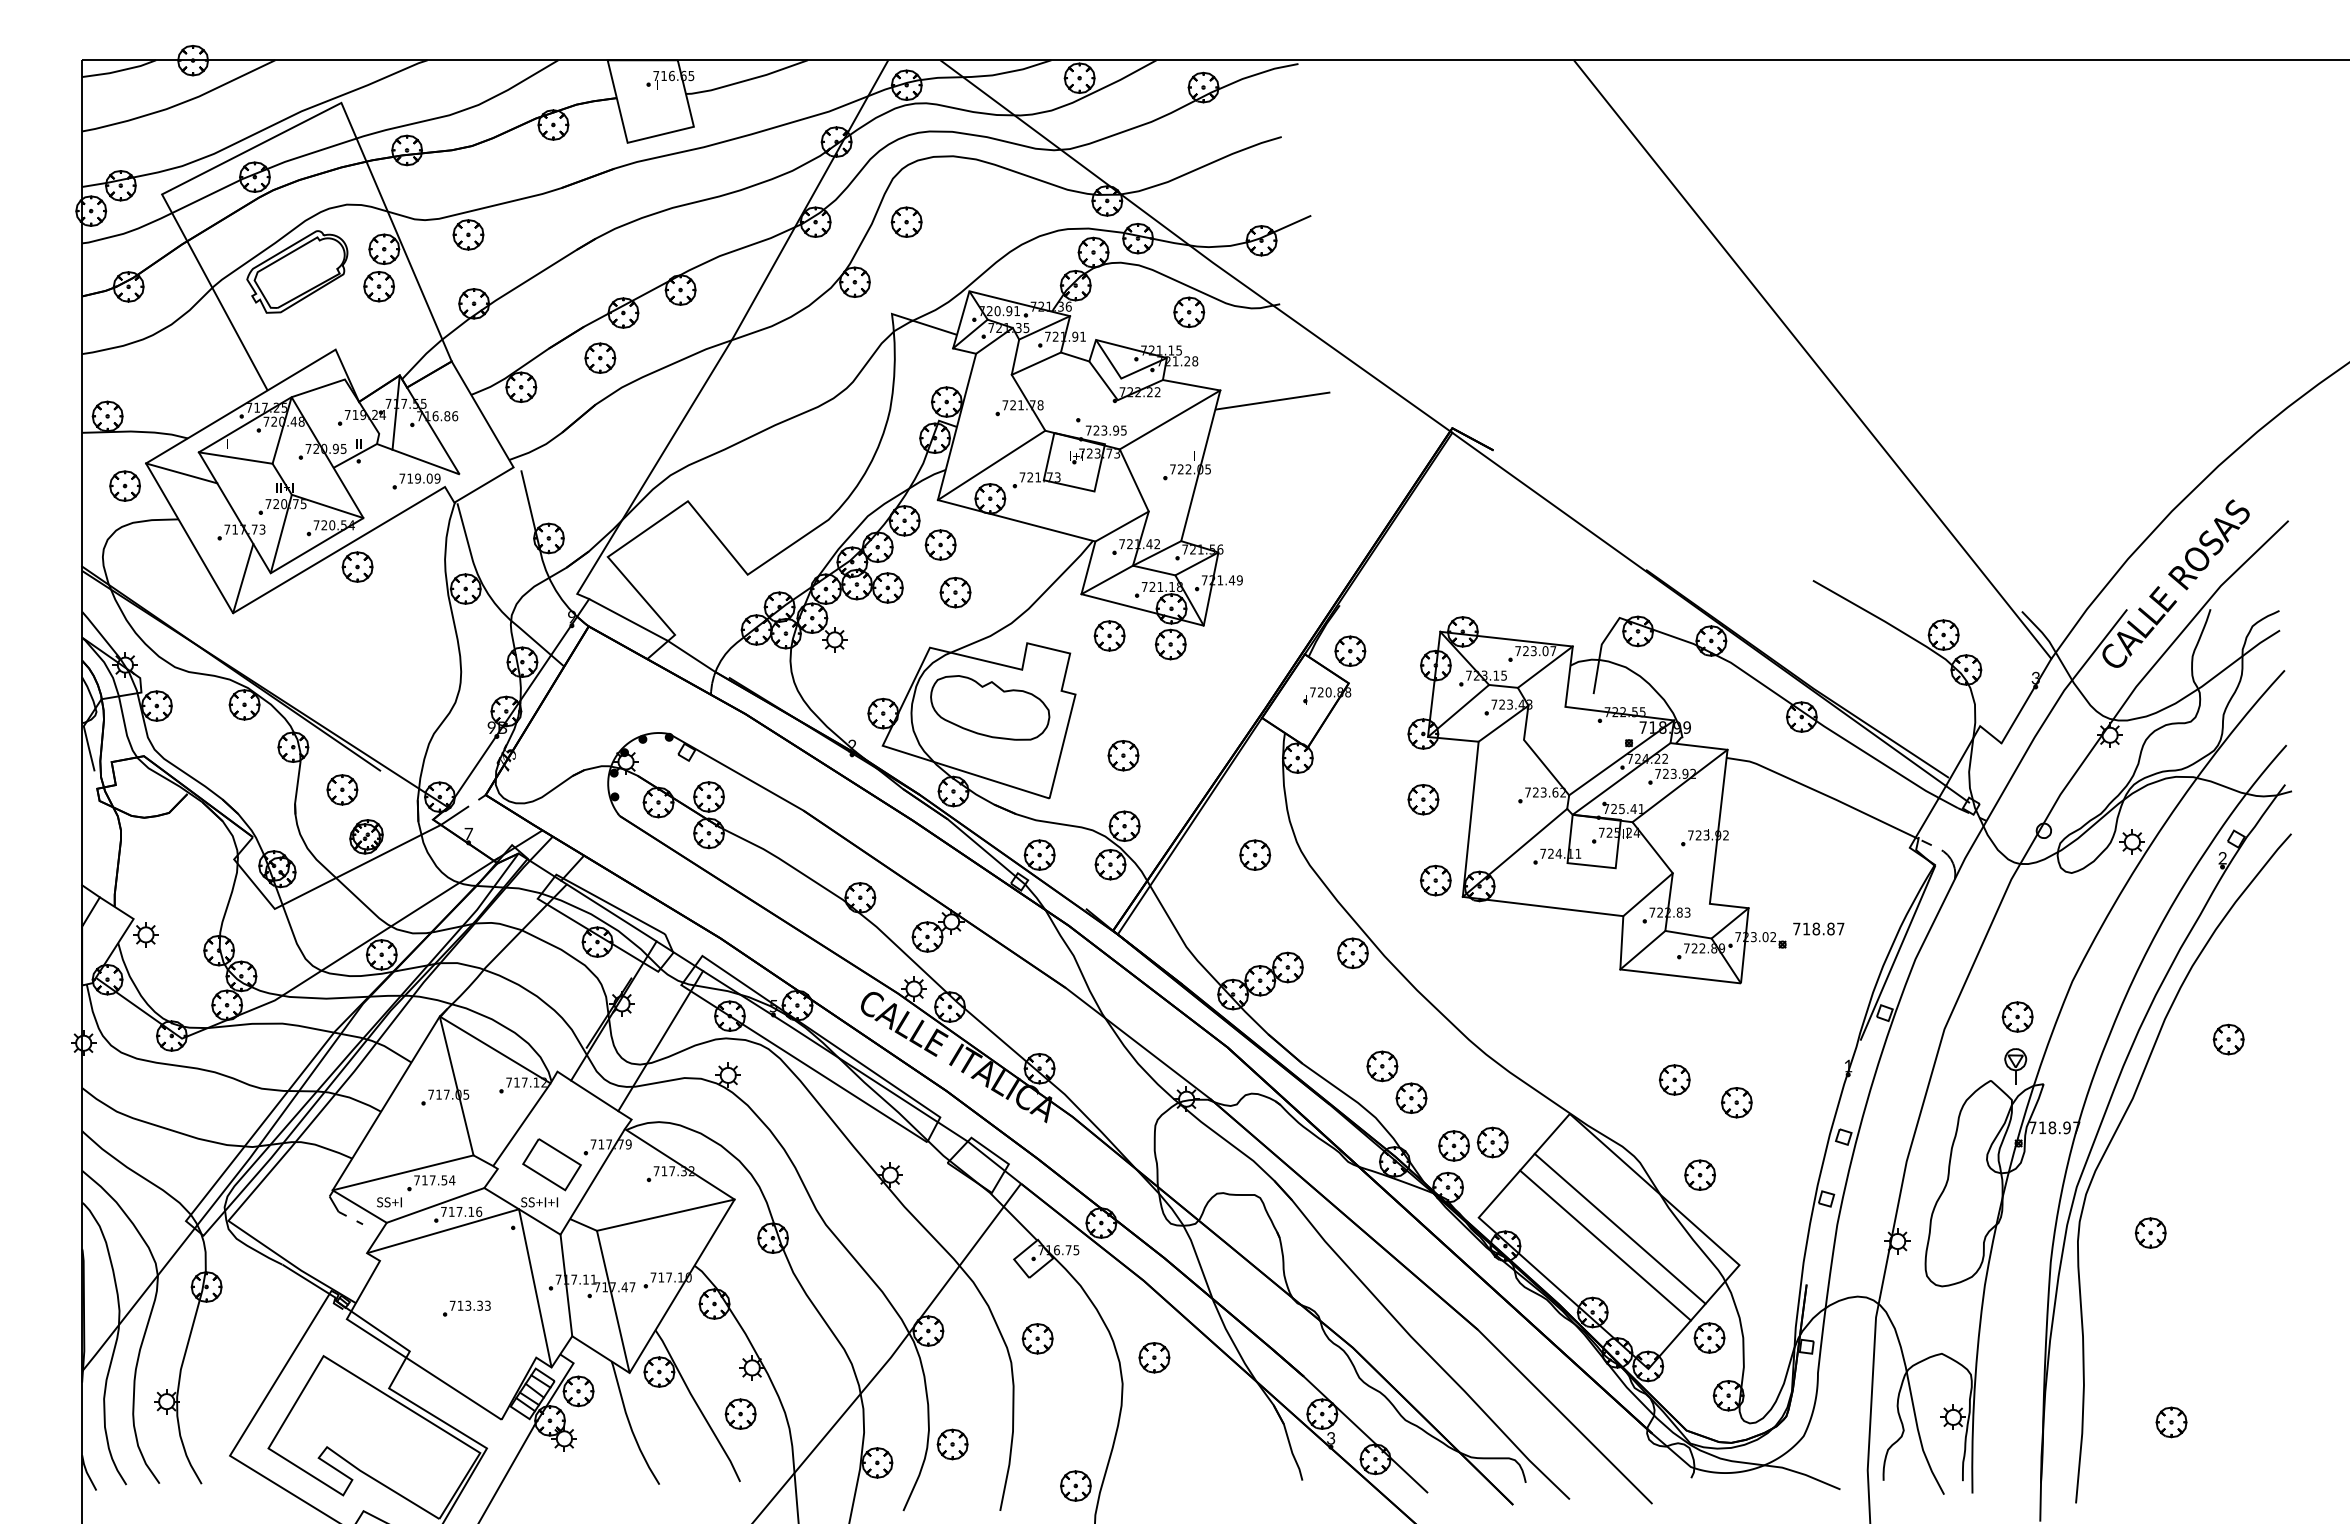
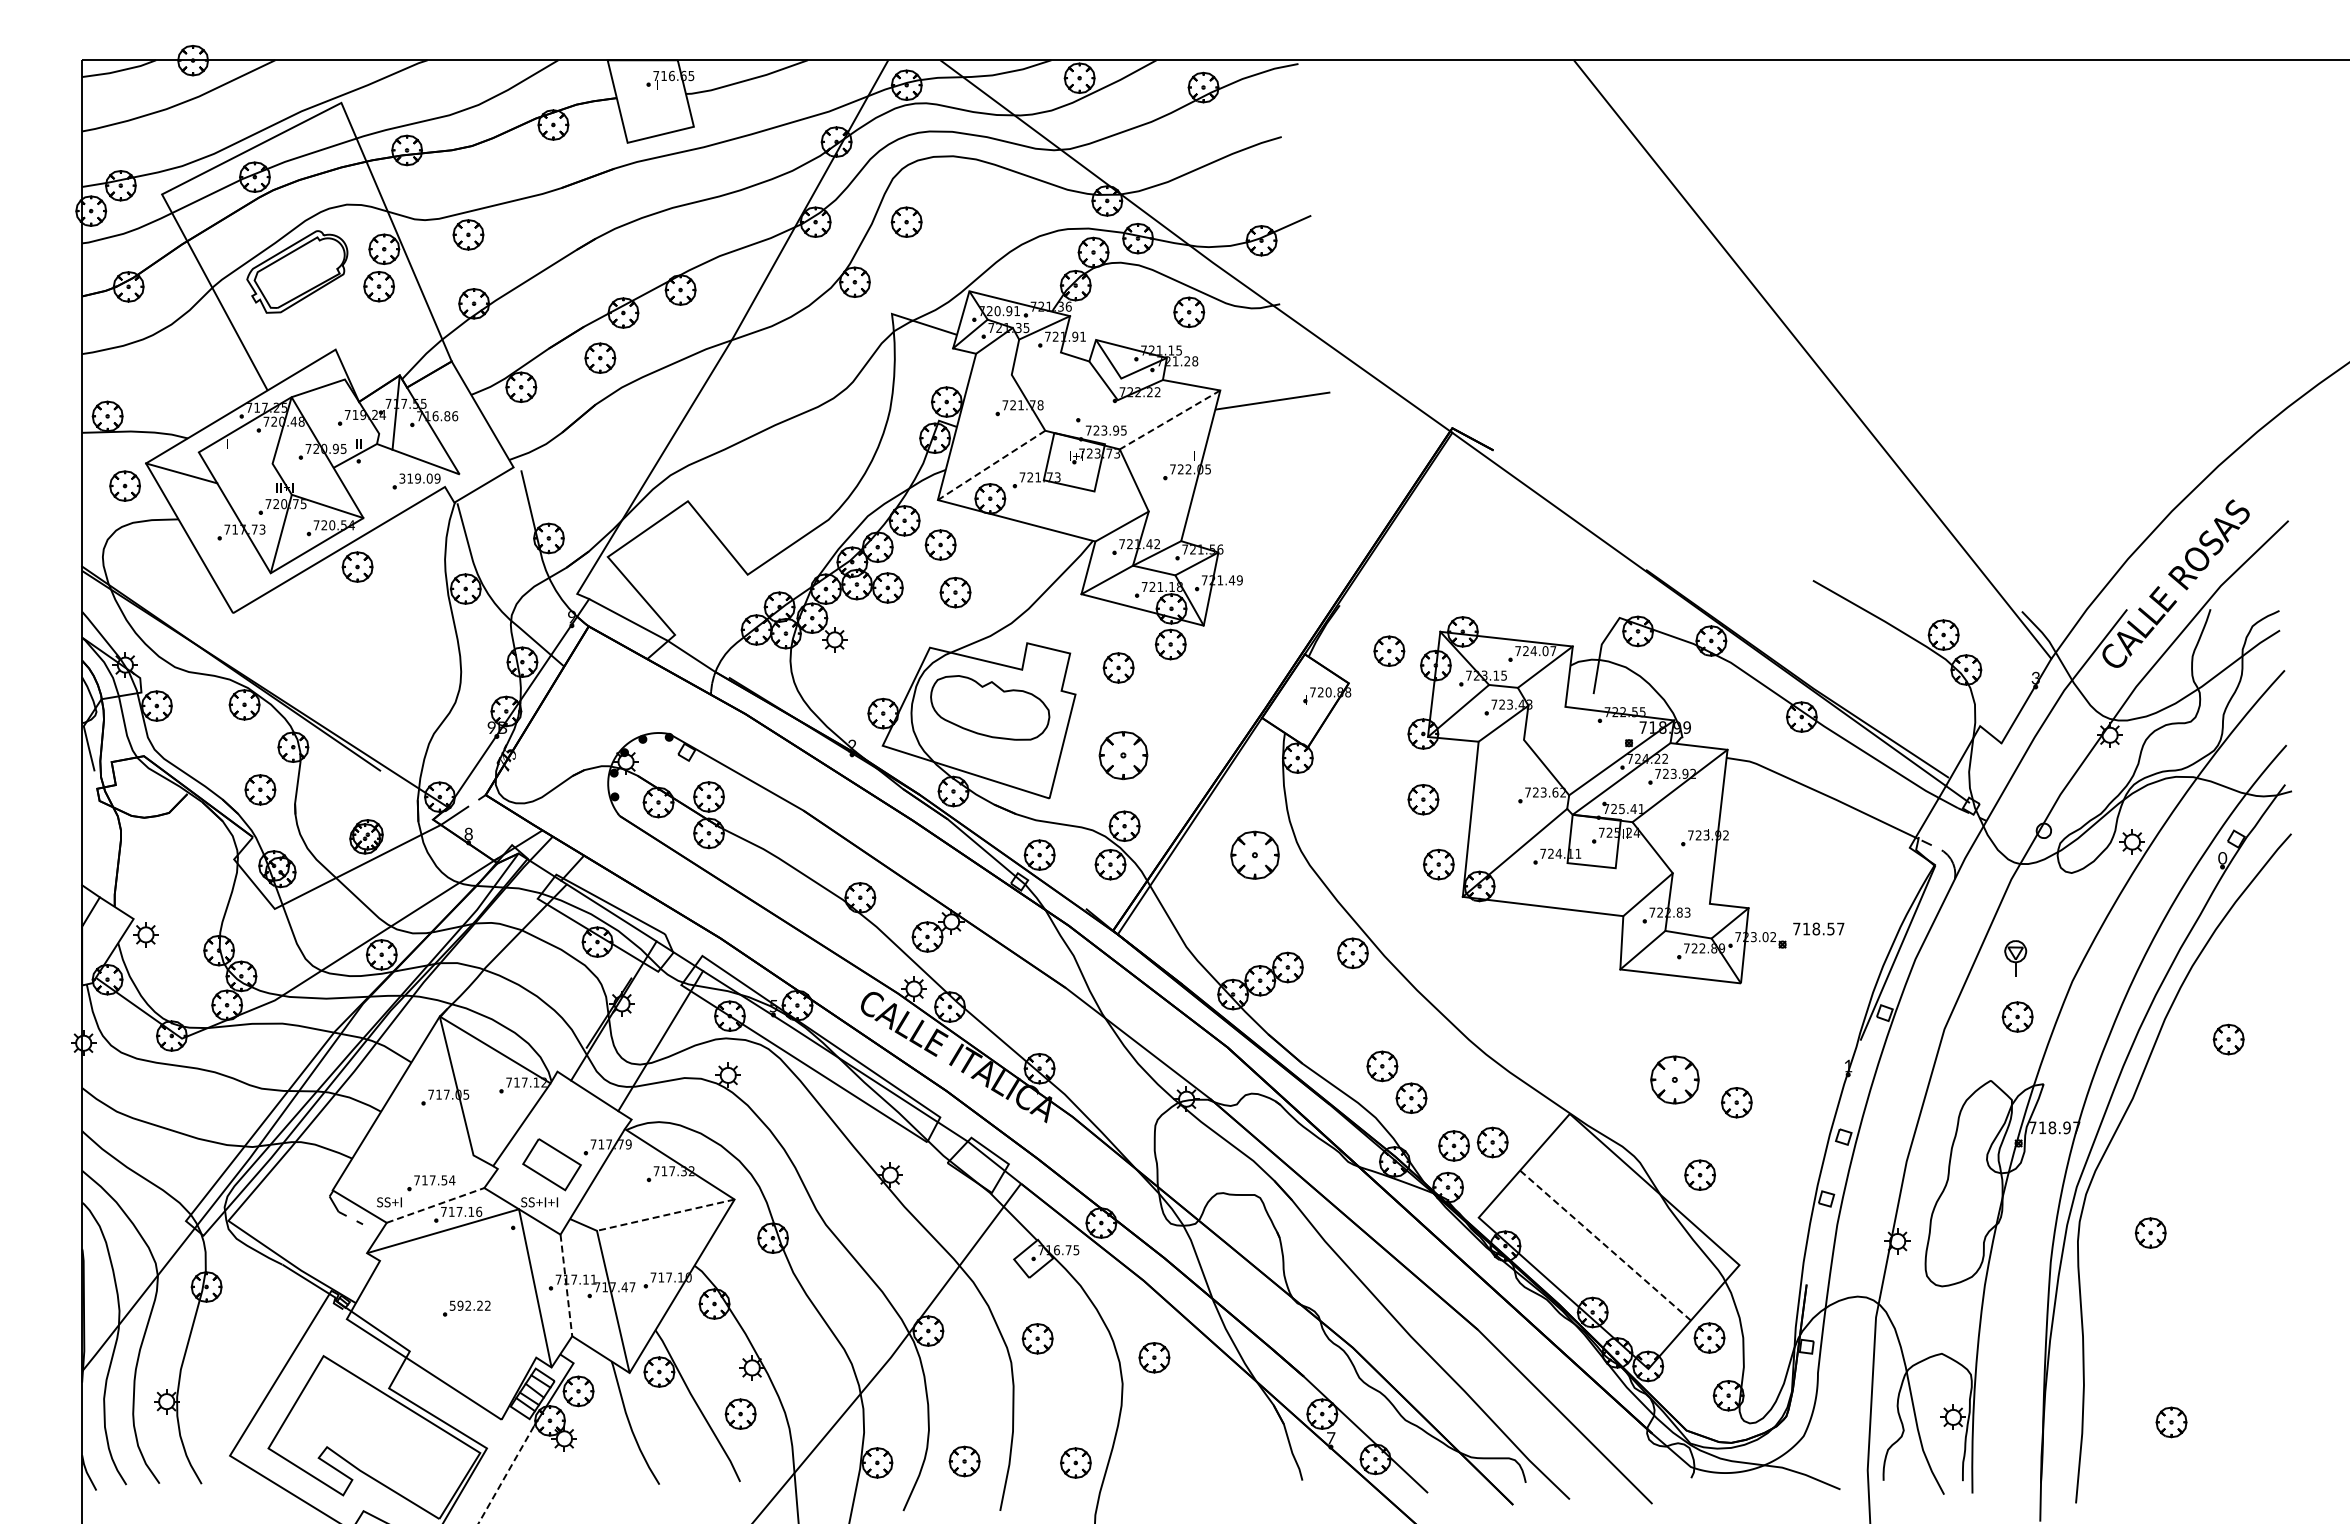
line: present -> none (1035, 363)
line: solid -> dashed (1169, 420)
line: present -> none (235, 457)
line: solid -> dashed (991, 465)
text: 719.09 -> 319.09 (402, 478)
line: present -> none (243, 578)
part position: (1109, 635) -> (1118, 667) (1118, 667)
part position: (1350, 650) -> (1389, 650) (1389, 650)
text: 723.07 -> 724.07 (1533, 651)
part size: 33x32 px -> 51x50 px (1123, 755)
part position: (342, 789) -> (260, 789) (260, 789)
text: 7 -> 8 (468, 833)
part size: 33x32 px -> 50x50 px (1254, 854)
text: 2 -> 0 (2222, 859)
part position: (1435, 880) -> (1438, 864) (1438, 864)
text: 718.87 -> 718.57 (1830, 928)
part position: (2015, 1066) -> (2015, 958) (2015, 958)
part size: 33x32 px -> 50x50 px (1674, 1079)
line: present -> none (402, 1172)
line: solid -> dashed (435, 1205)
line: solid -> dashed (665, 1215)
line: present -> none (1619, 1228)
line: solid -> dashed (1605, 1245)
line: solid -> dashed (566, 1285)
text: 713.33 -> 592.22 (469, 1305)
text: 3 -> 7 (1331, 1438)
part position: (952, 1444) -> (964, 1461) (964, 1461)
line: solid -> dashed (506, 1474)
part position: (1075, 1485) -> (1075, 1462) (1075, 1462)
